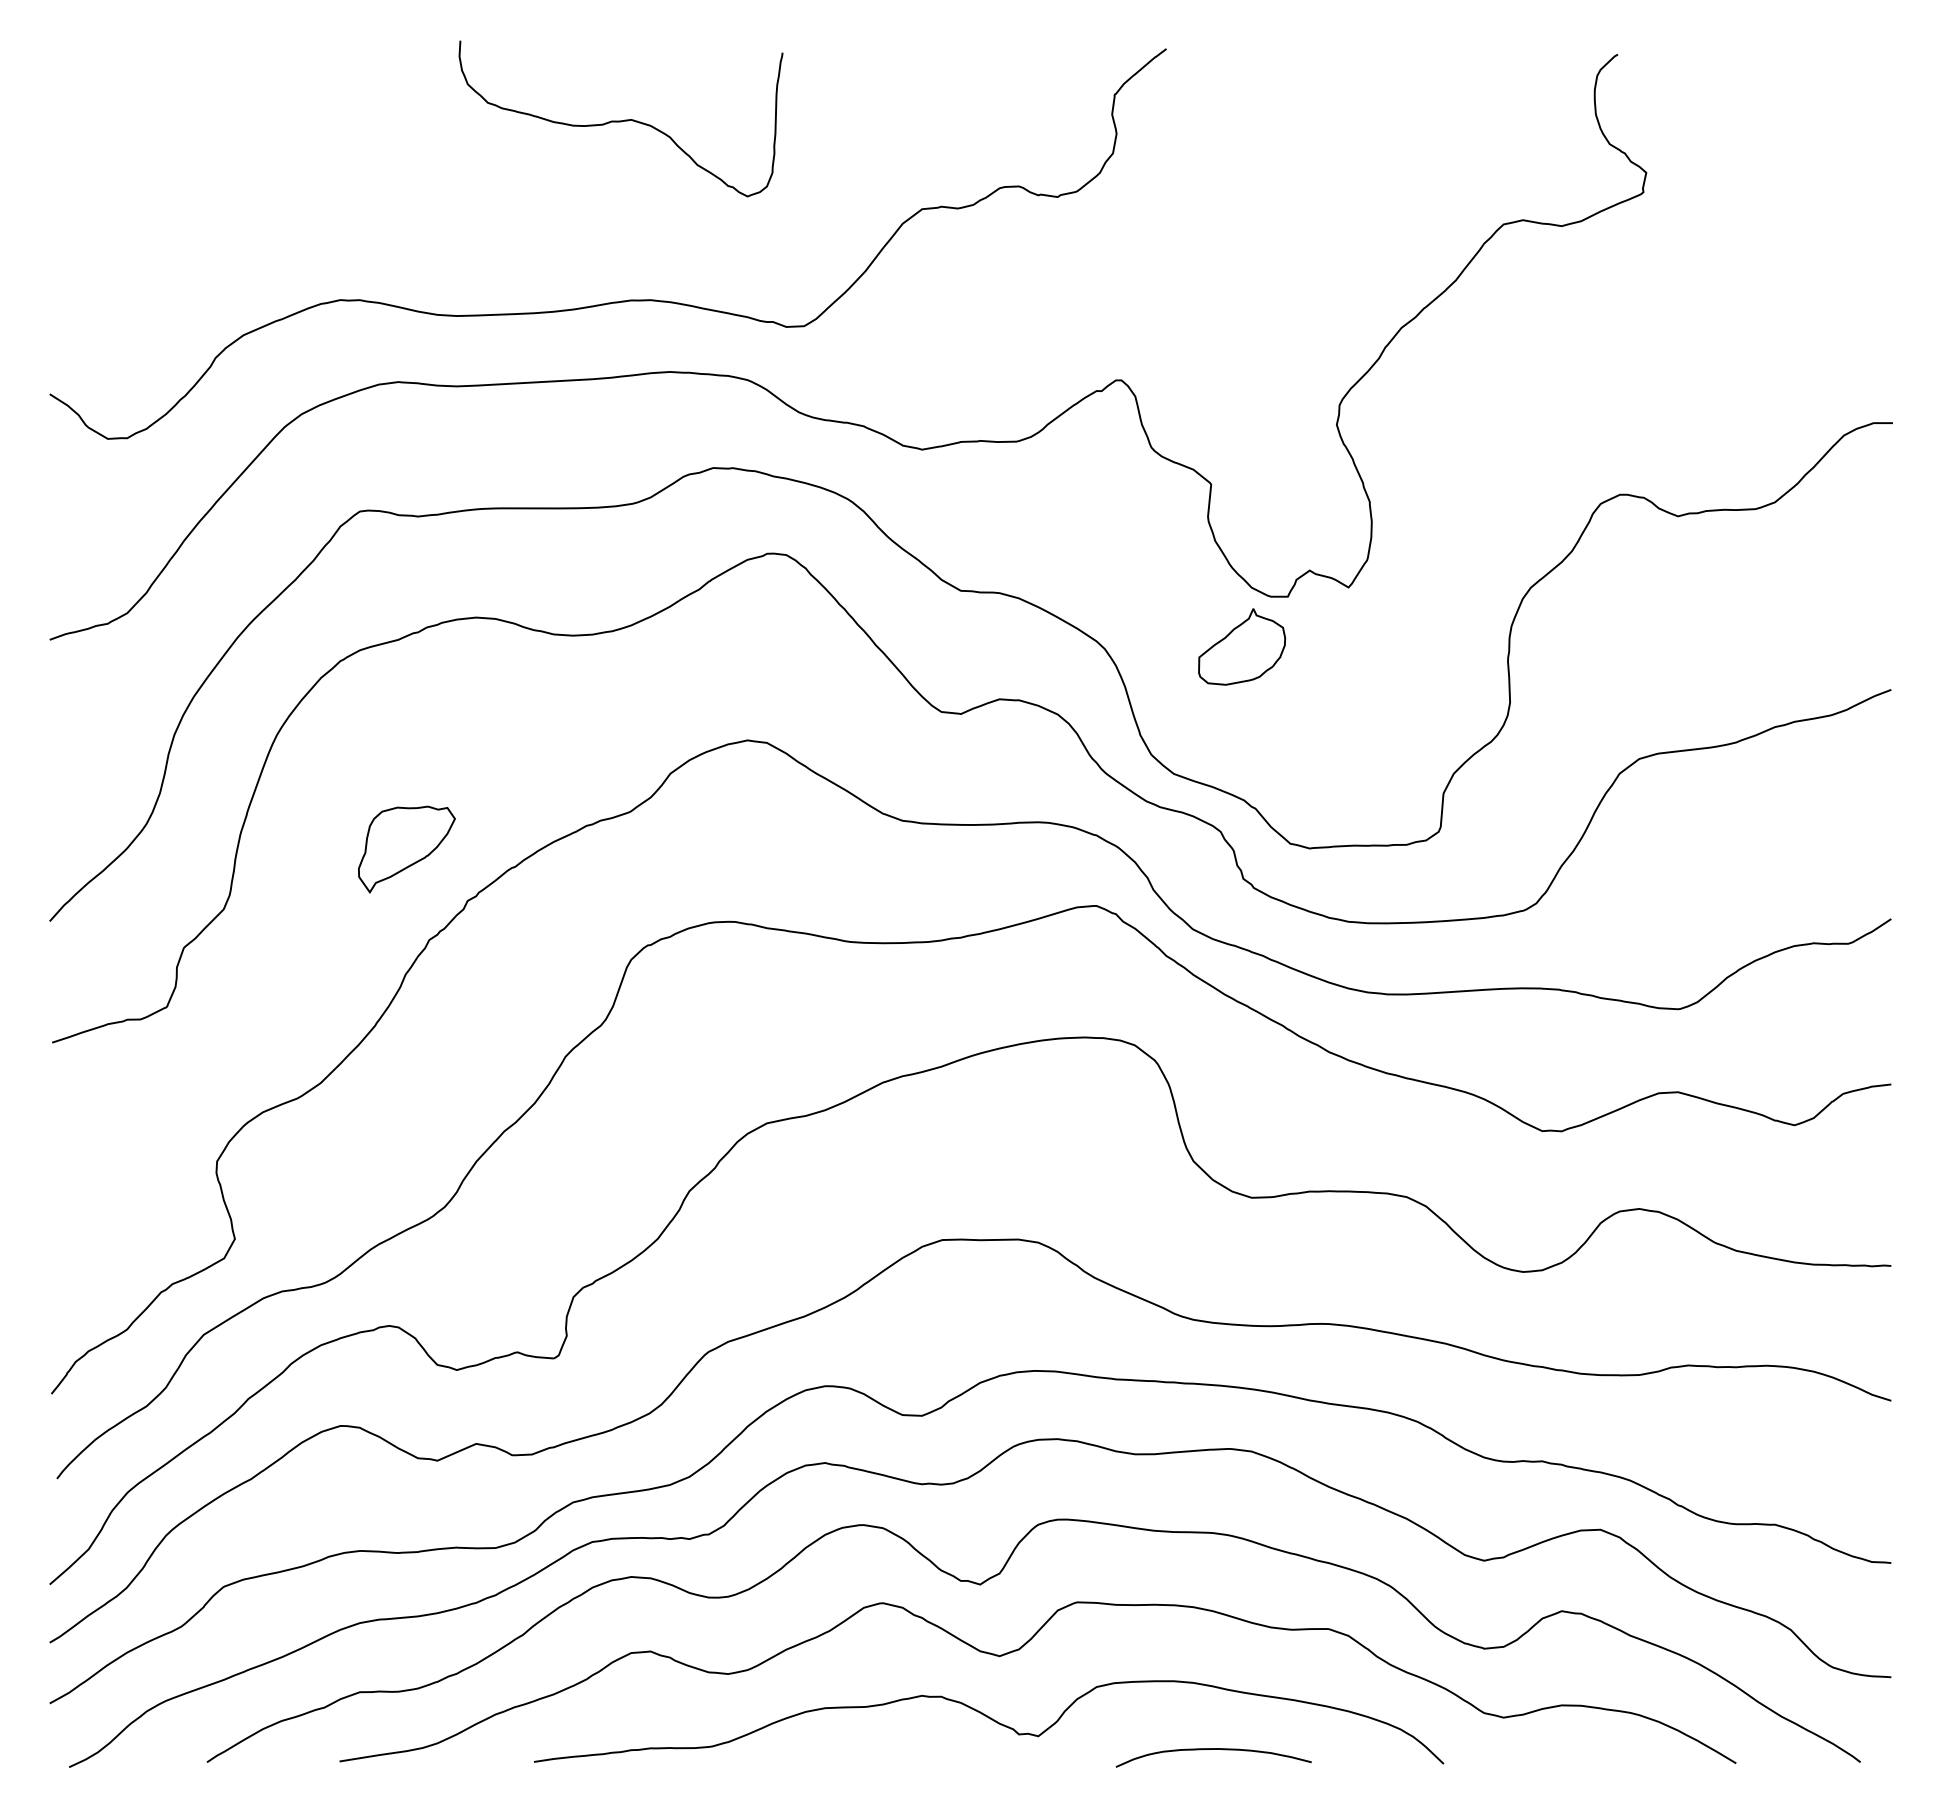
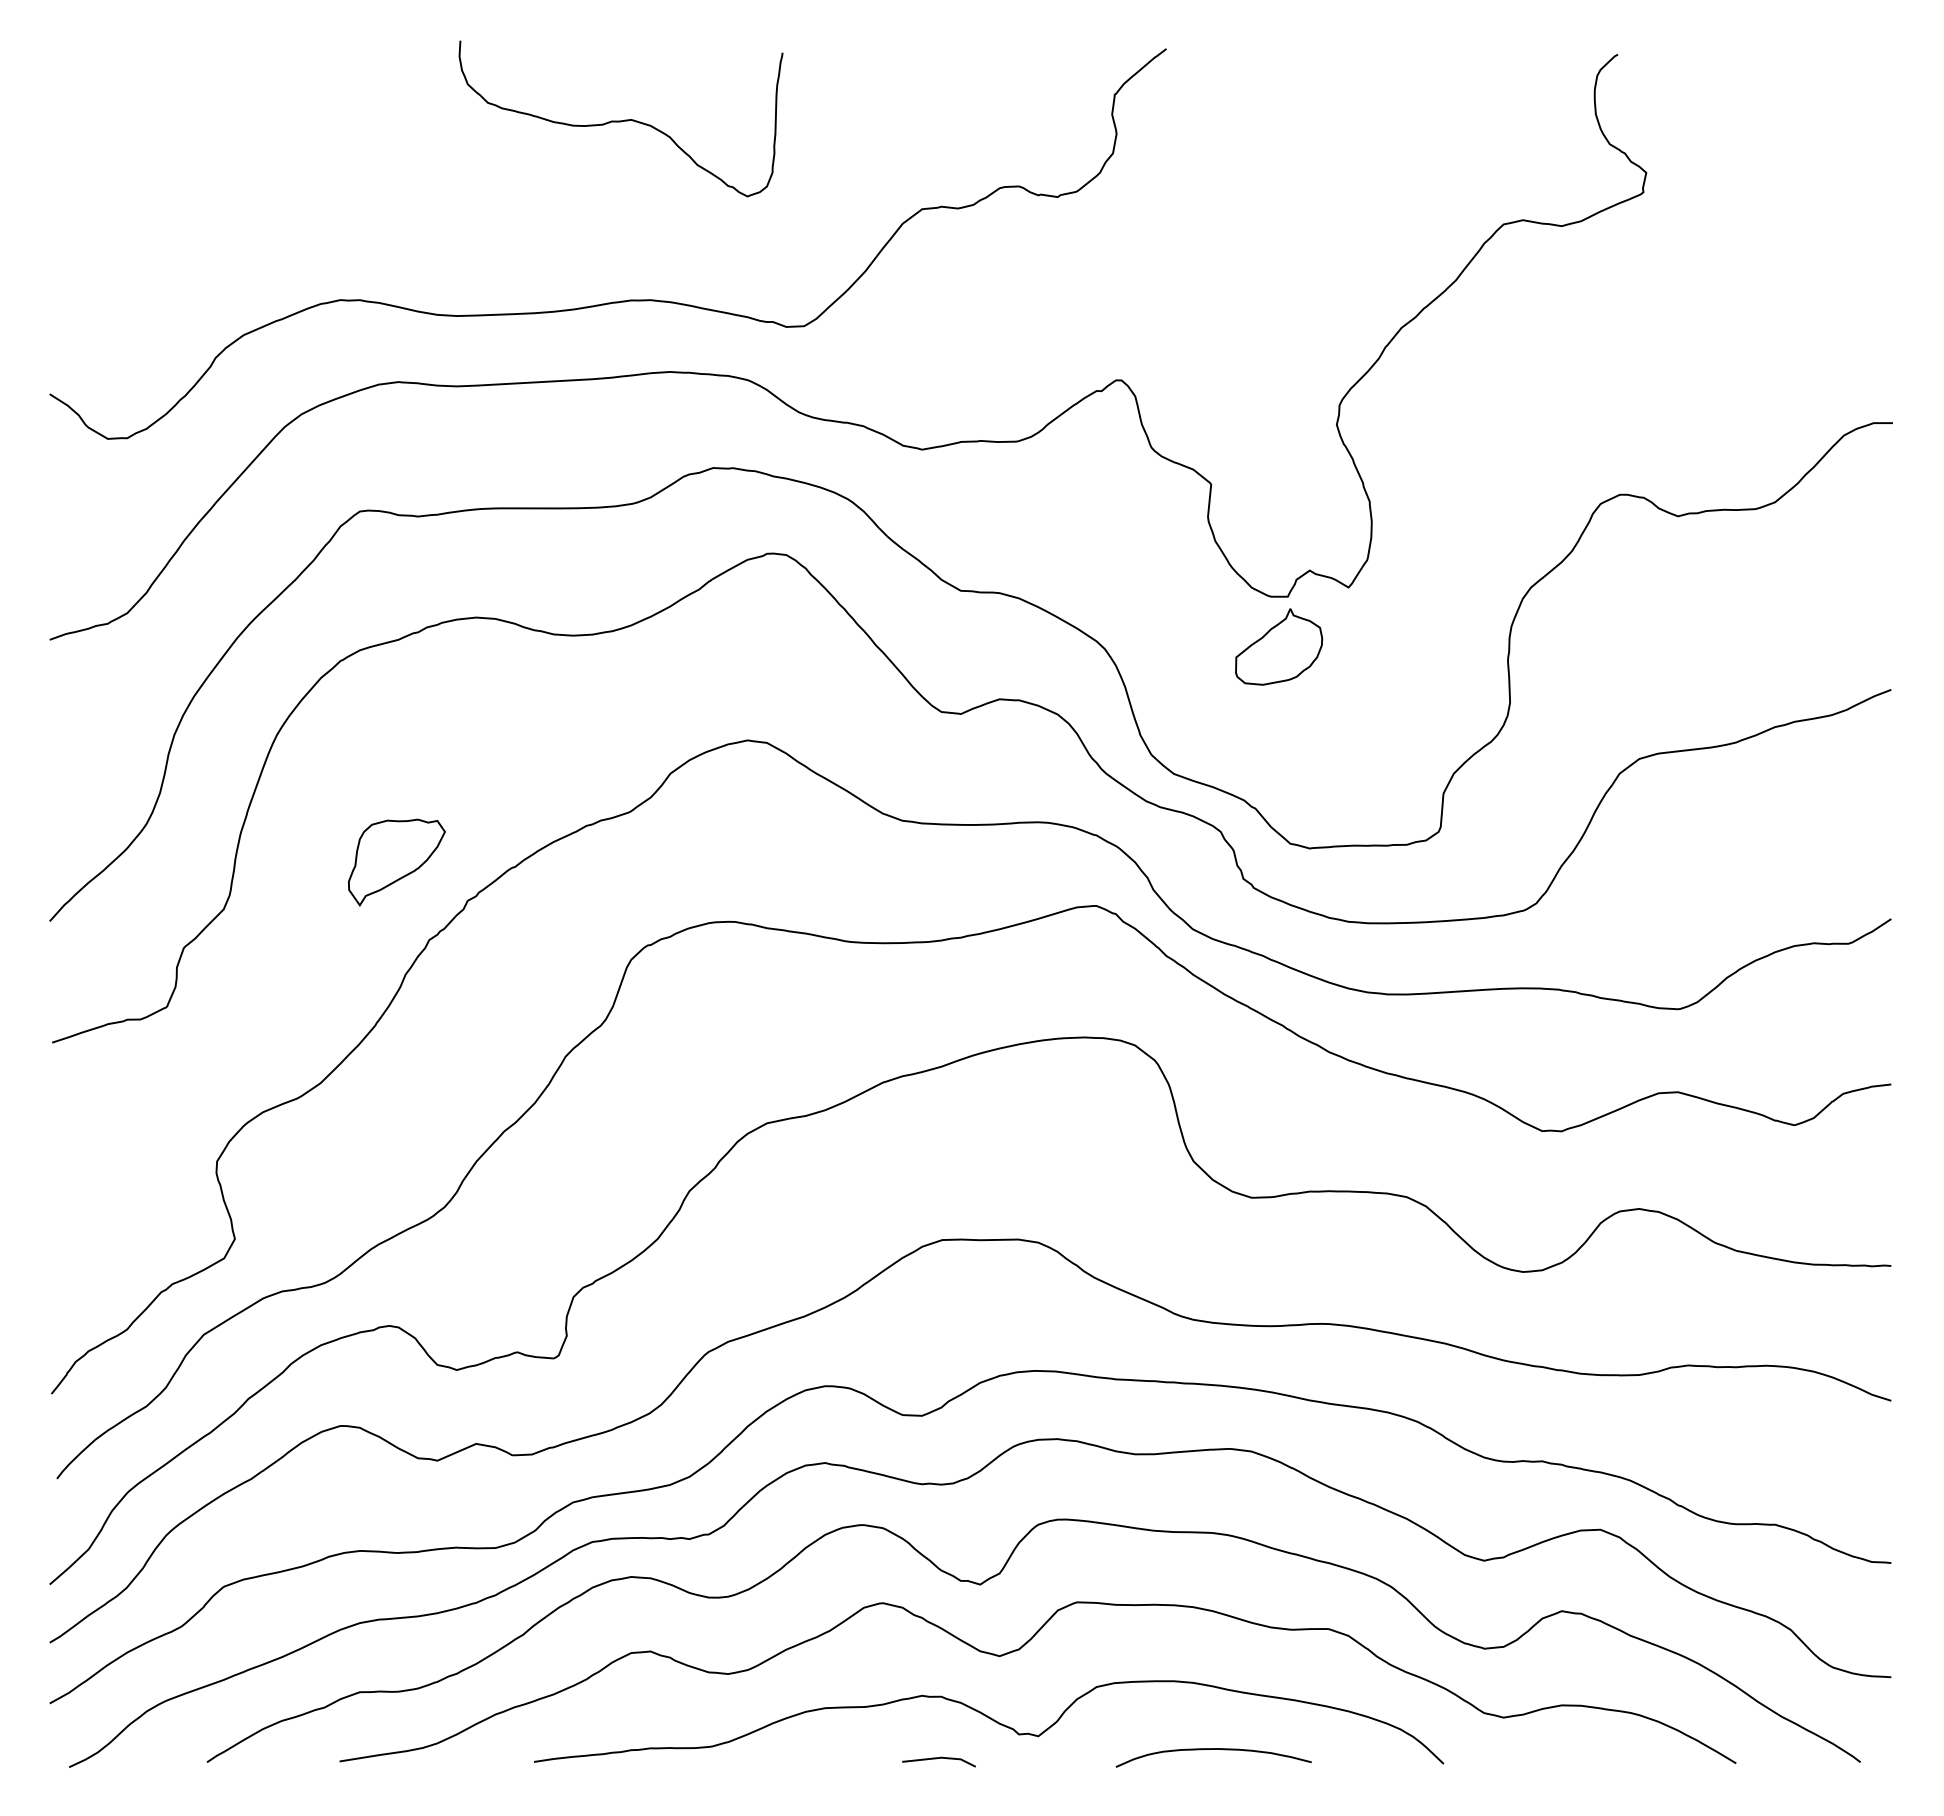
part position: (1242, 646) -> (1279, 646) (1279, 646)
part position: (406, 849) -> (396, 862) (396, 862)
line: none -> present (936, 1759)
